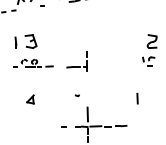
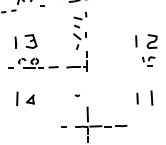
part: none -> present (80, 30)
line: none -> present (136, 41)
part size: 41x10 px -> 51x11 px (33, 63)
line: none -> present (151, 97)
line: none -> present (17, 98)
